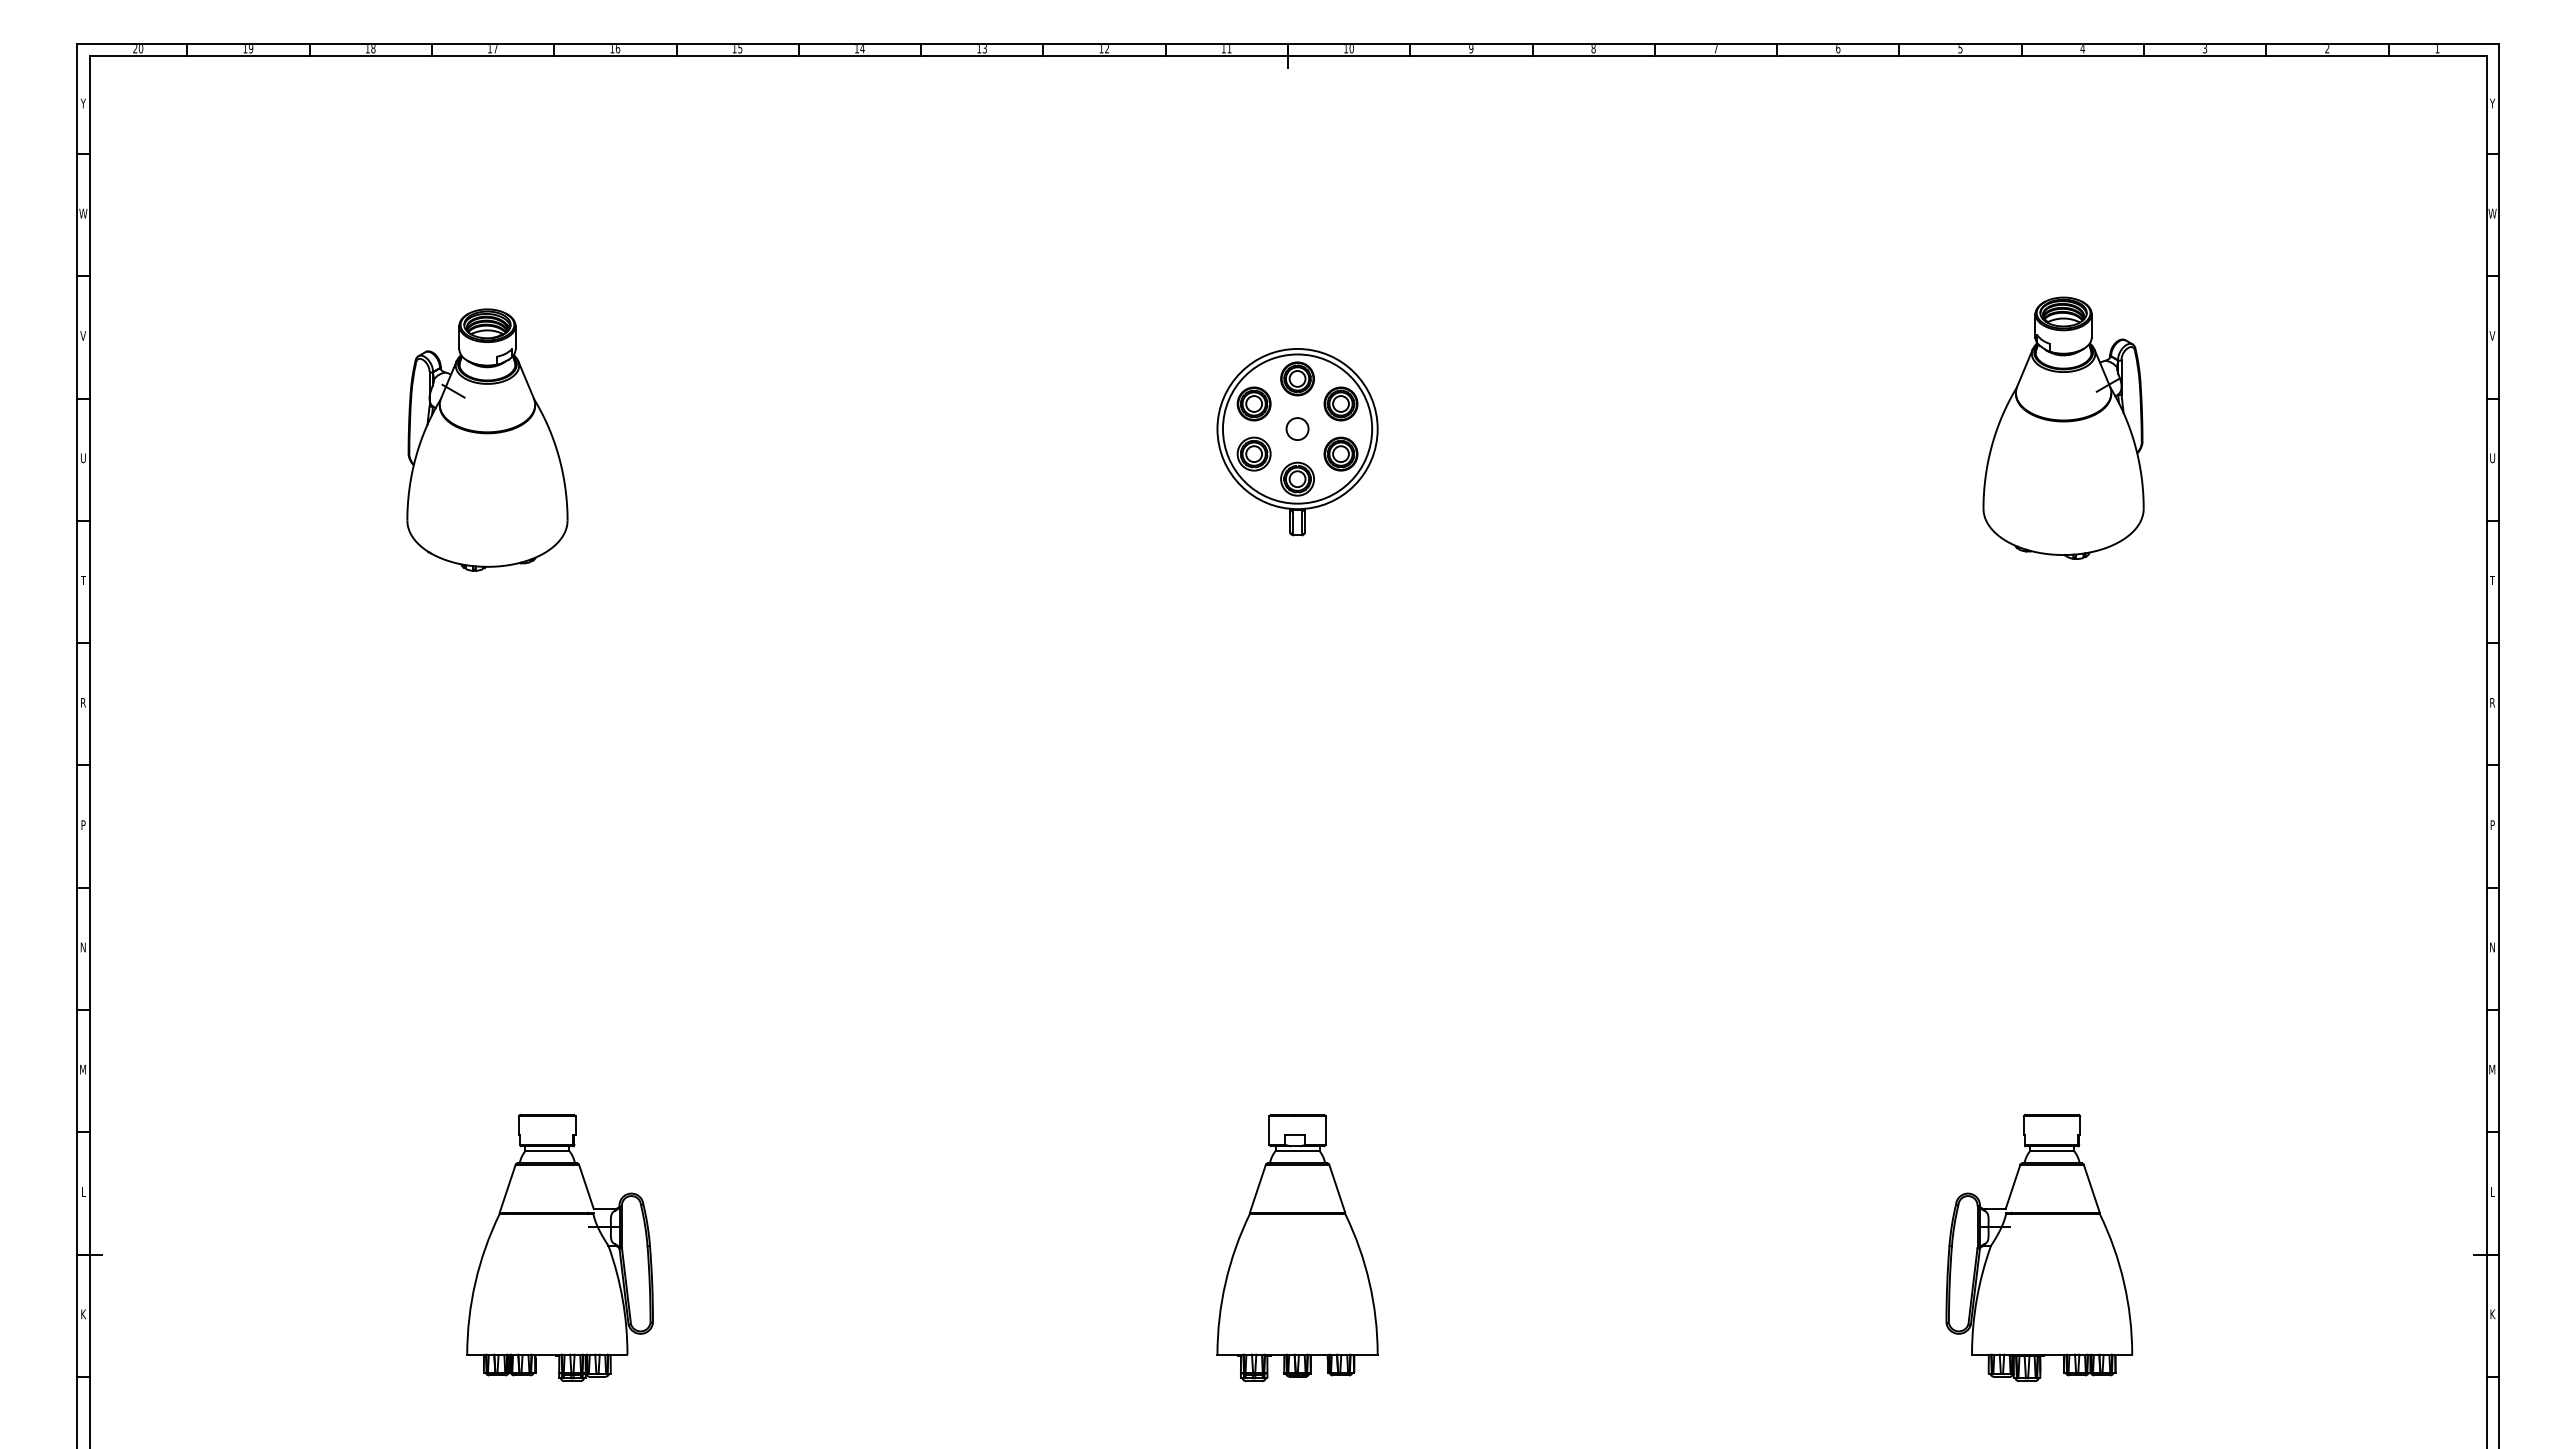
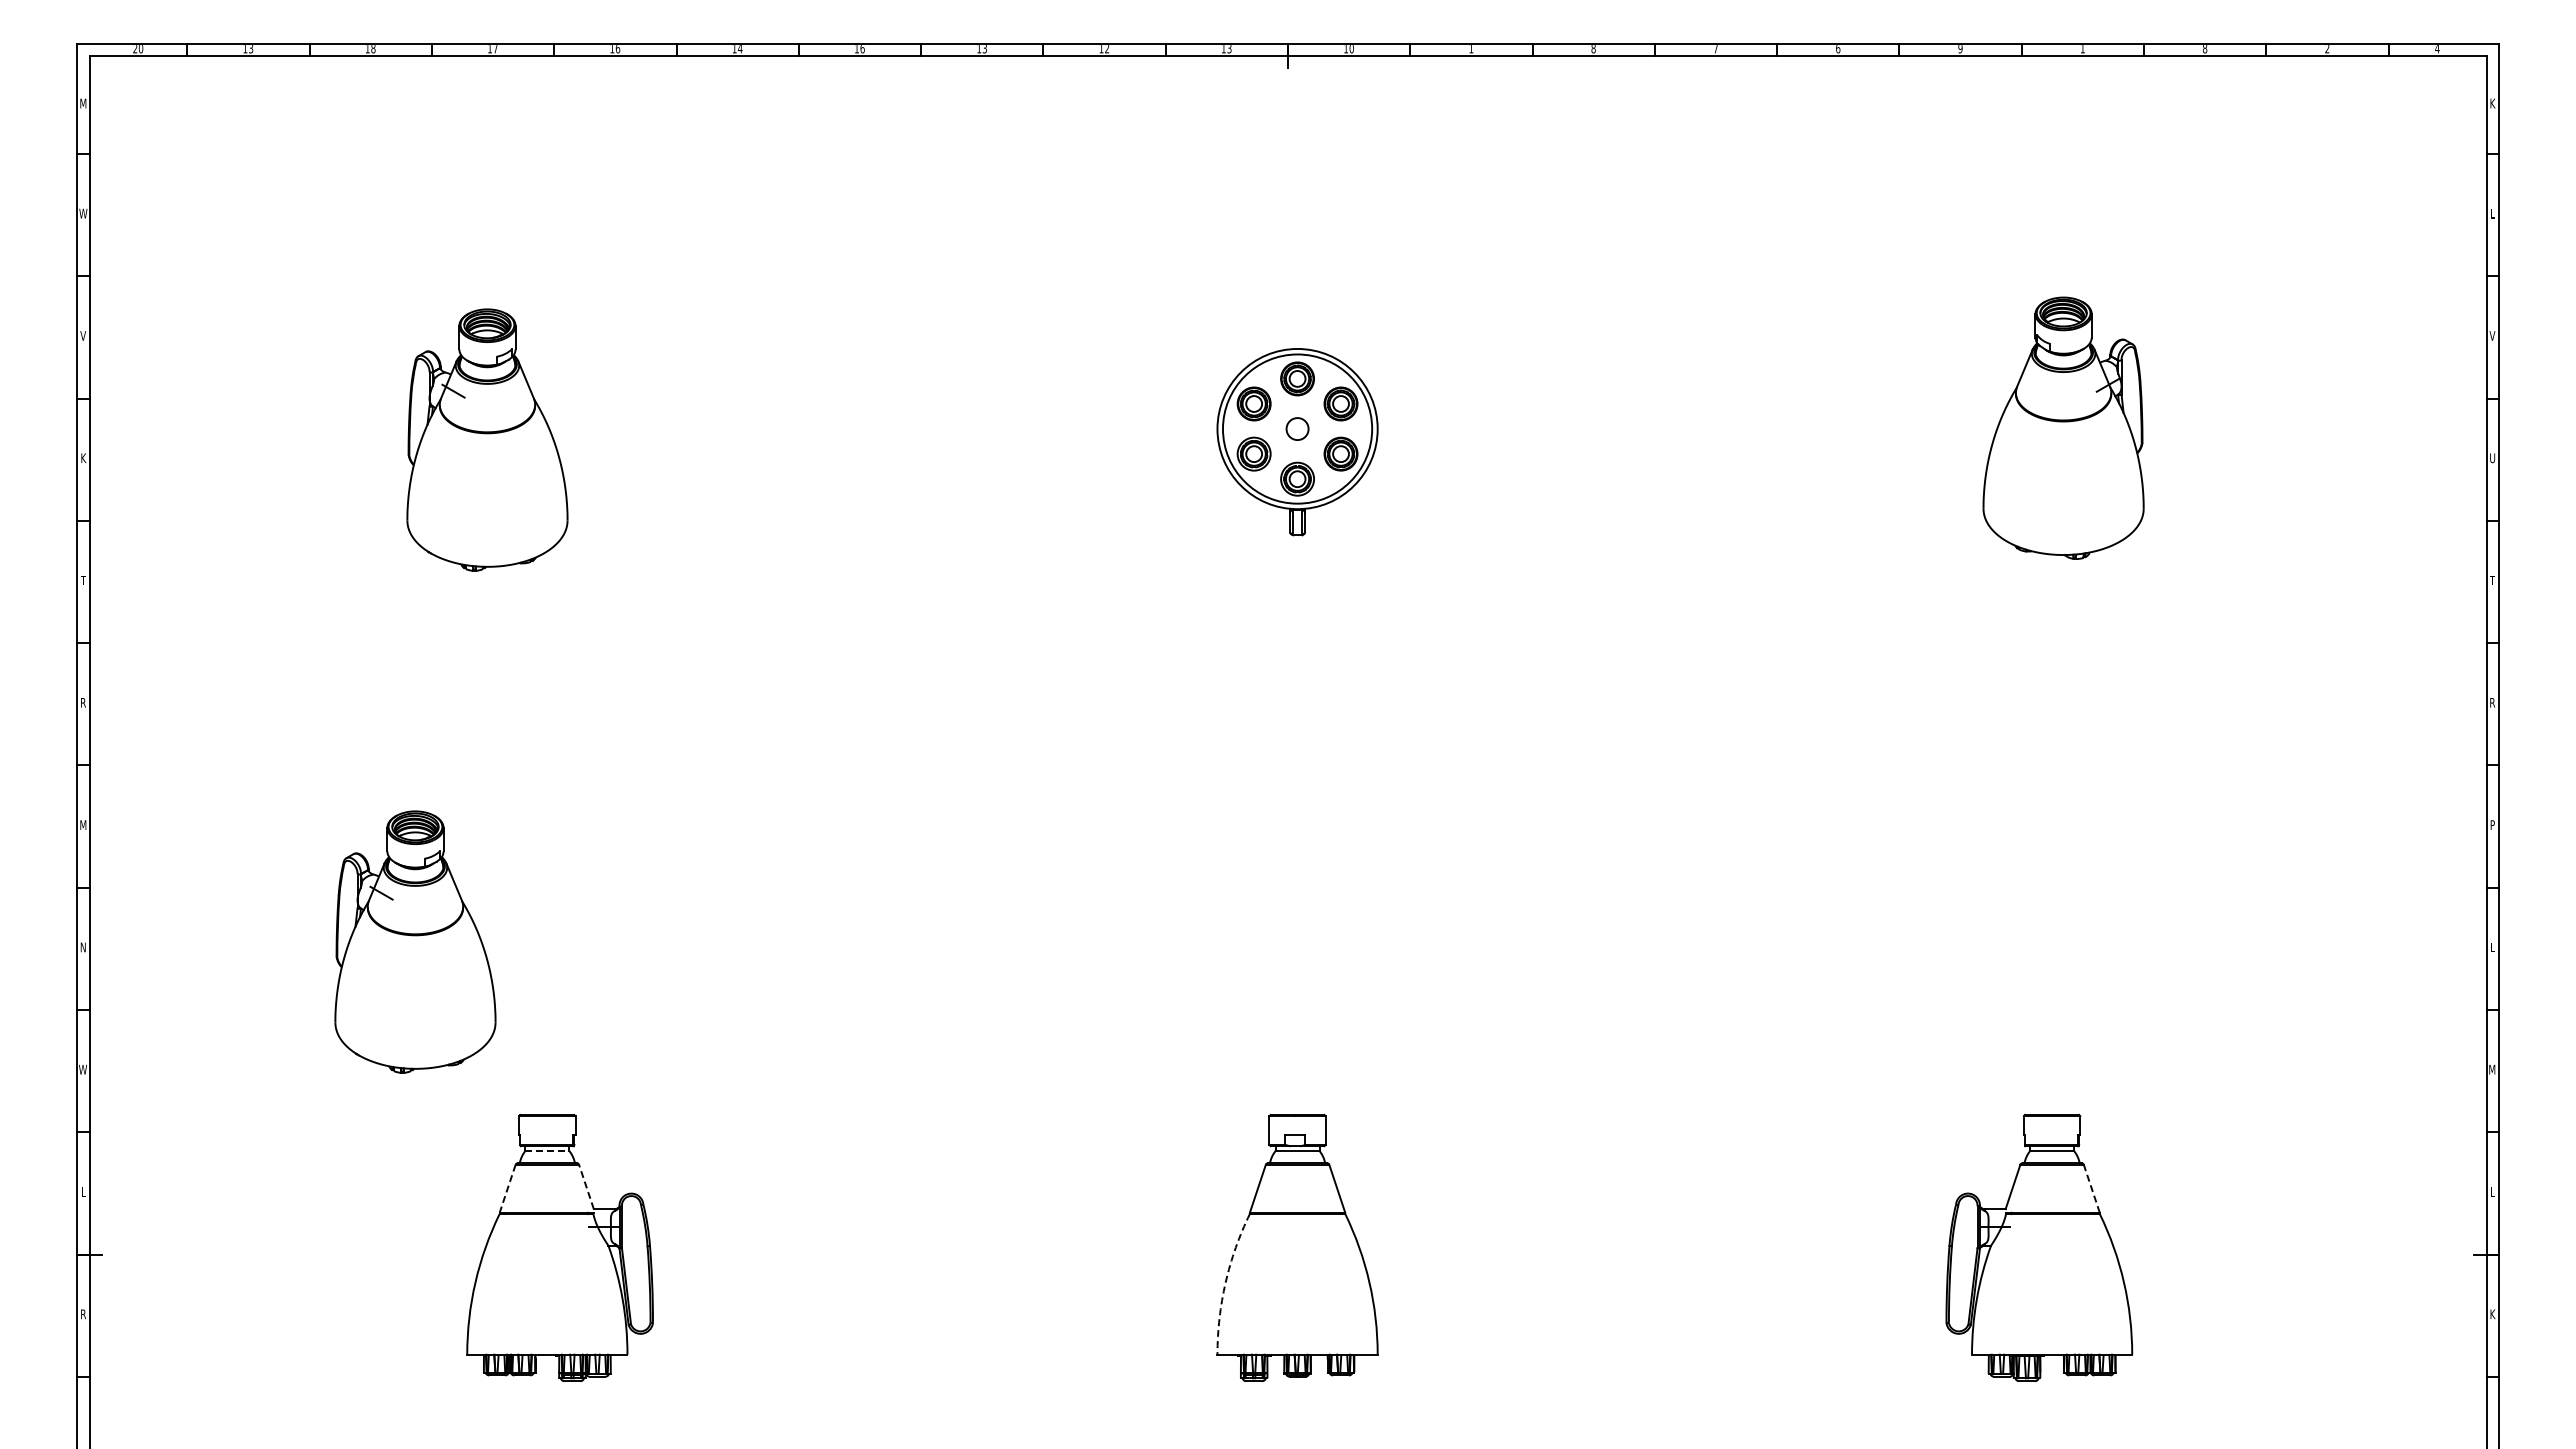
text: 19 -> 13 (250, 49)
text: 15 -> 14 (740, 49)
text: 14 -> 16 (862, 49)
text: 11 -> 13 (1229, 49)
text: 9 -> 1 (1471, 49)
text: 5 -> 9 (1960, 49)
text: 4 -> 1 (2082, 49)
text: 3 -> 8 (2205, 49)
text: 1 -> 4 (2437, 49)
text: Y -> M (83, 103)
text: Y -> K (2492, 103)
text: W -> L (2492, 213)
text: U -> K (83, 458)
text: P -> M (83, 824)
part: none -> present (415, 941)
text: N -> L (2492, 947)
text: M -> W (82, 1069)
line: solid -> dashed (547, 1151)
line: solid -> dashed (586, 1186)
line: solid -> dashed (2091, 1188)
line: solid -> dashed (507, 1189)
arc: solid -> dashed (1225, 1282)
text: K -> R (83, 1313)
